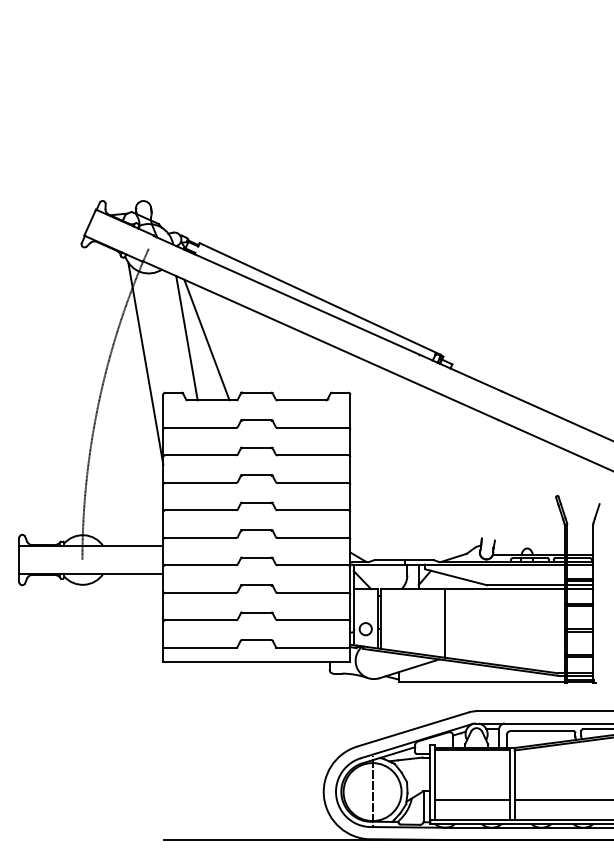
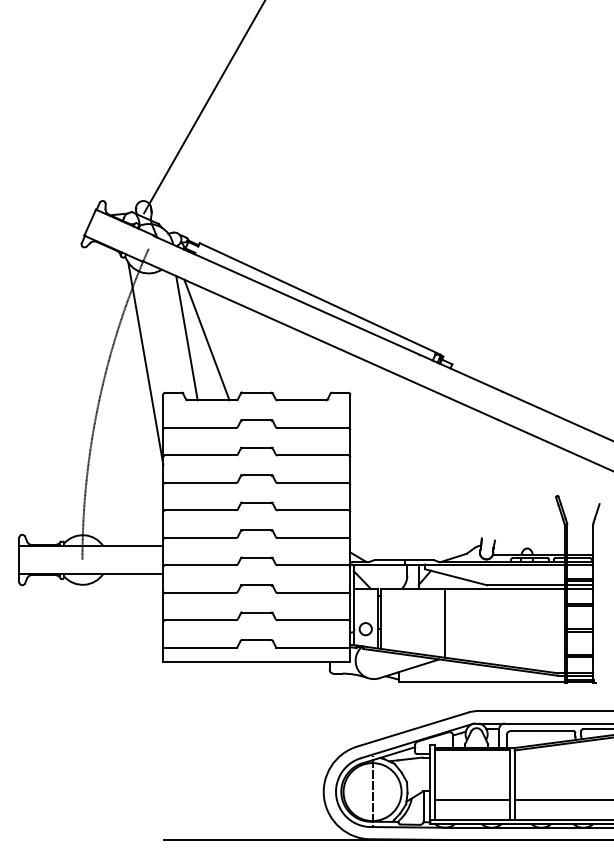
line: none -> present (204, 107)
